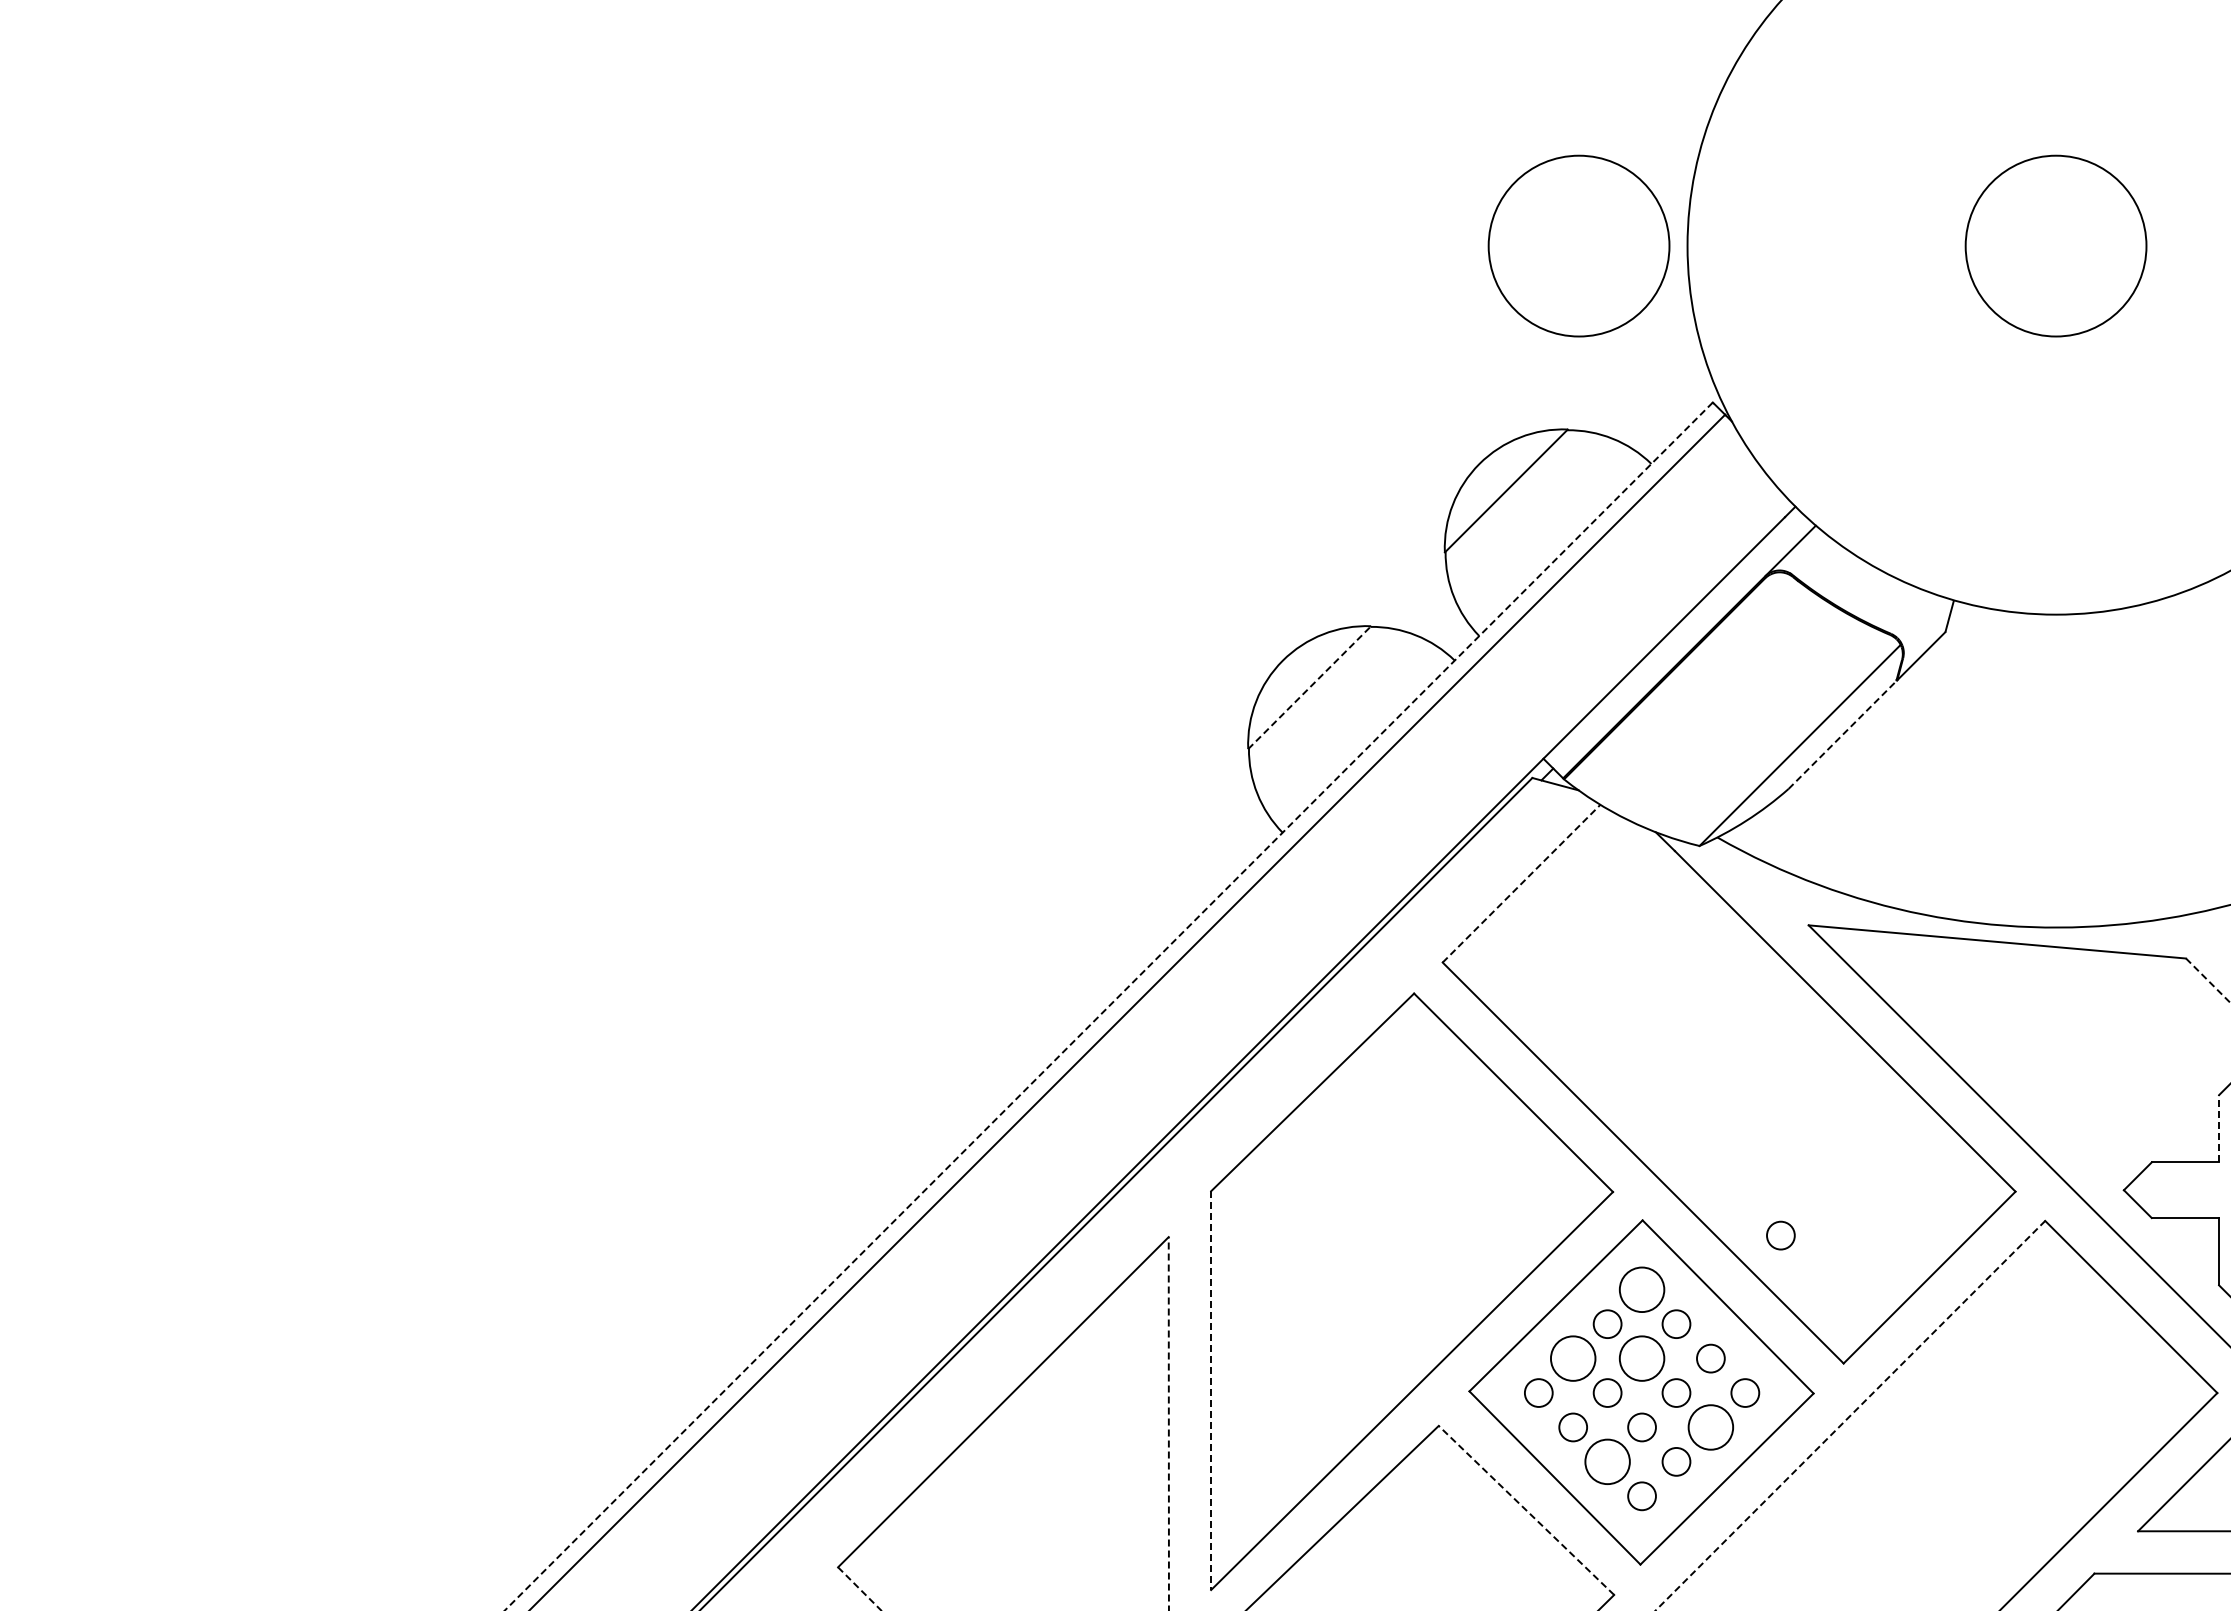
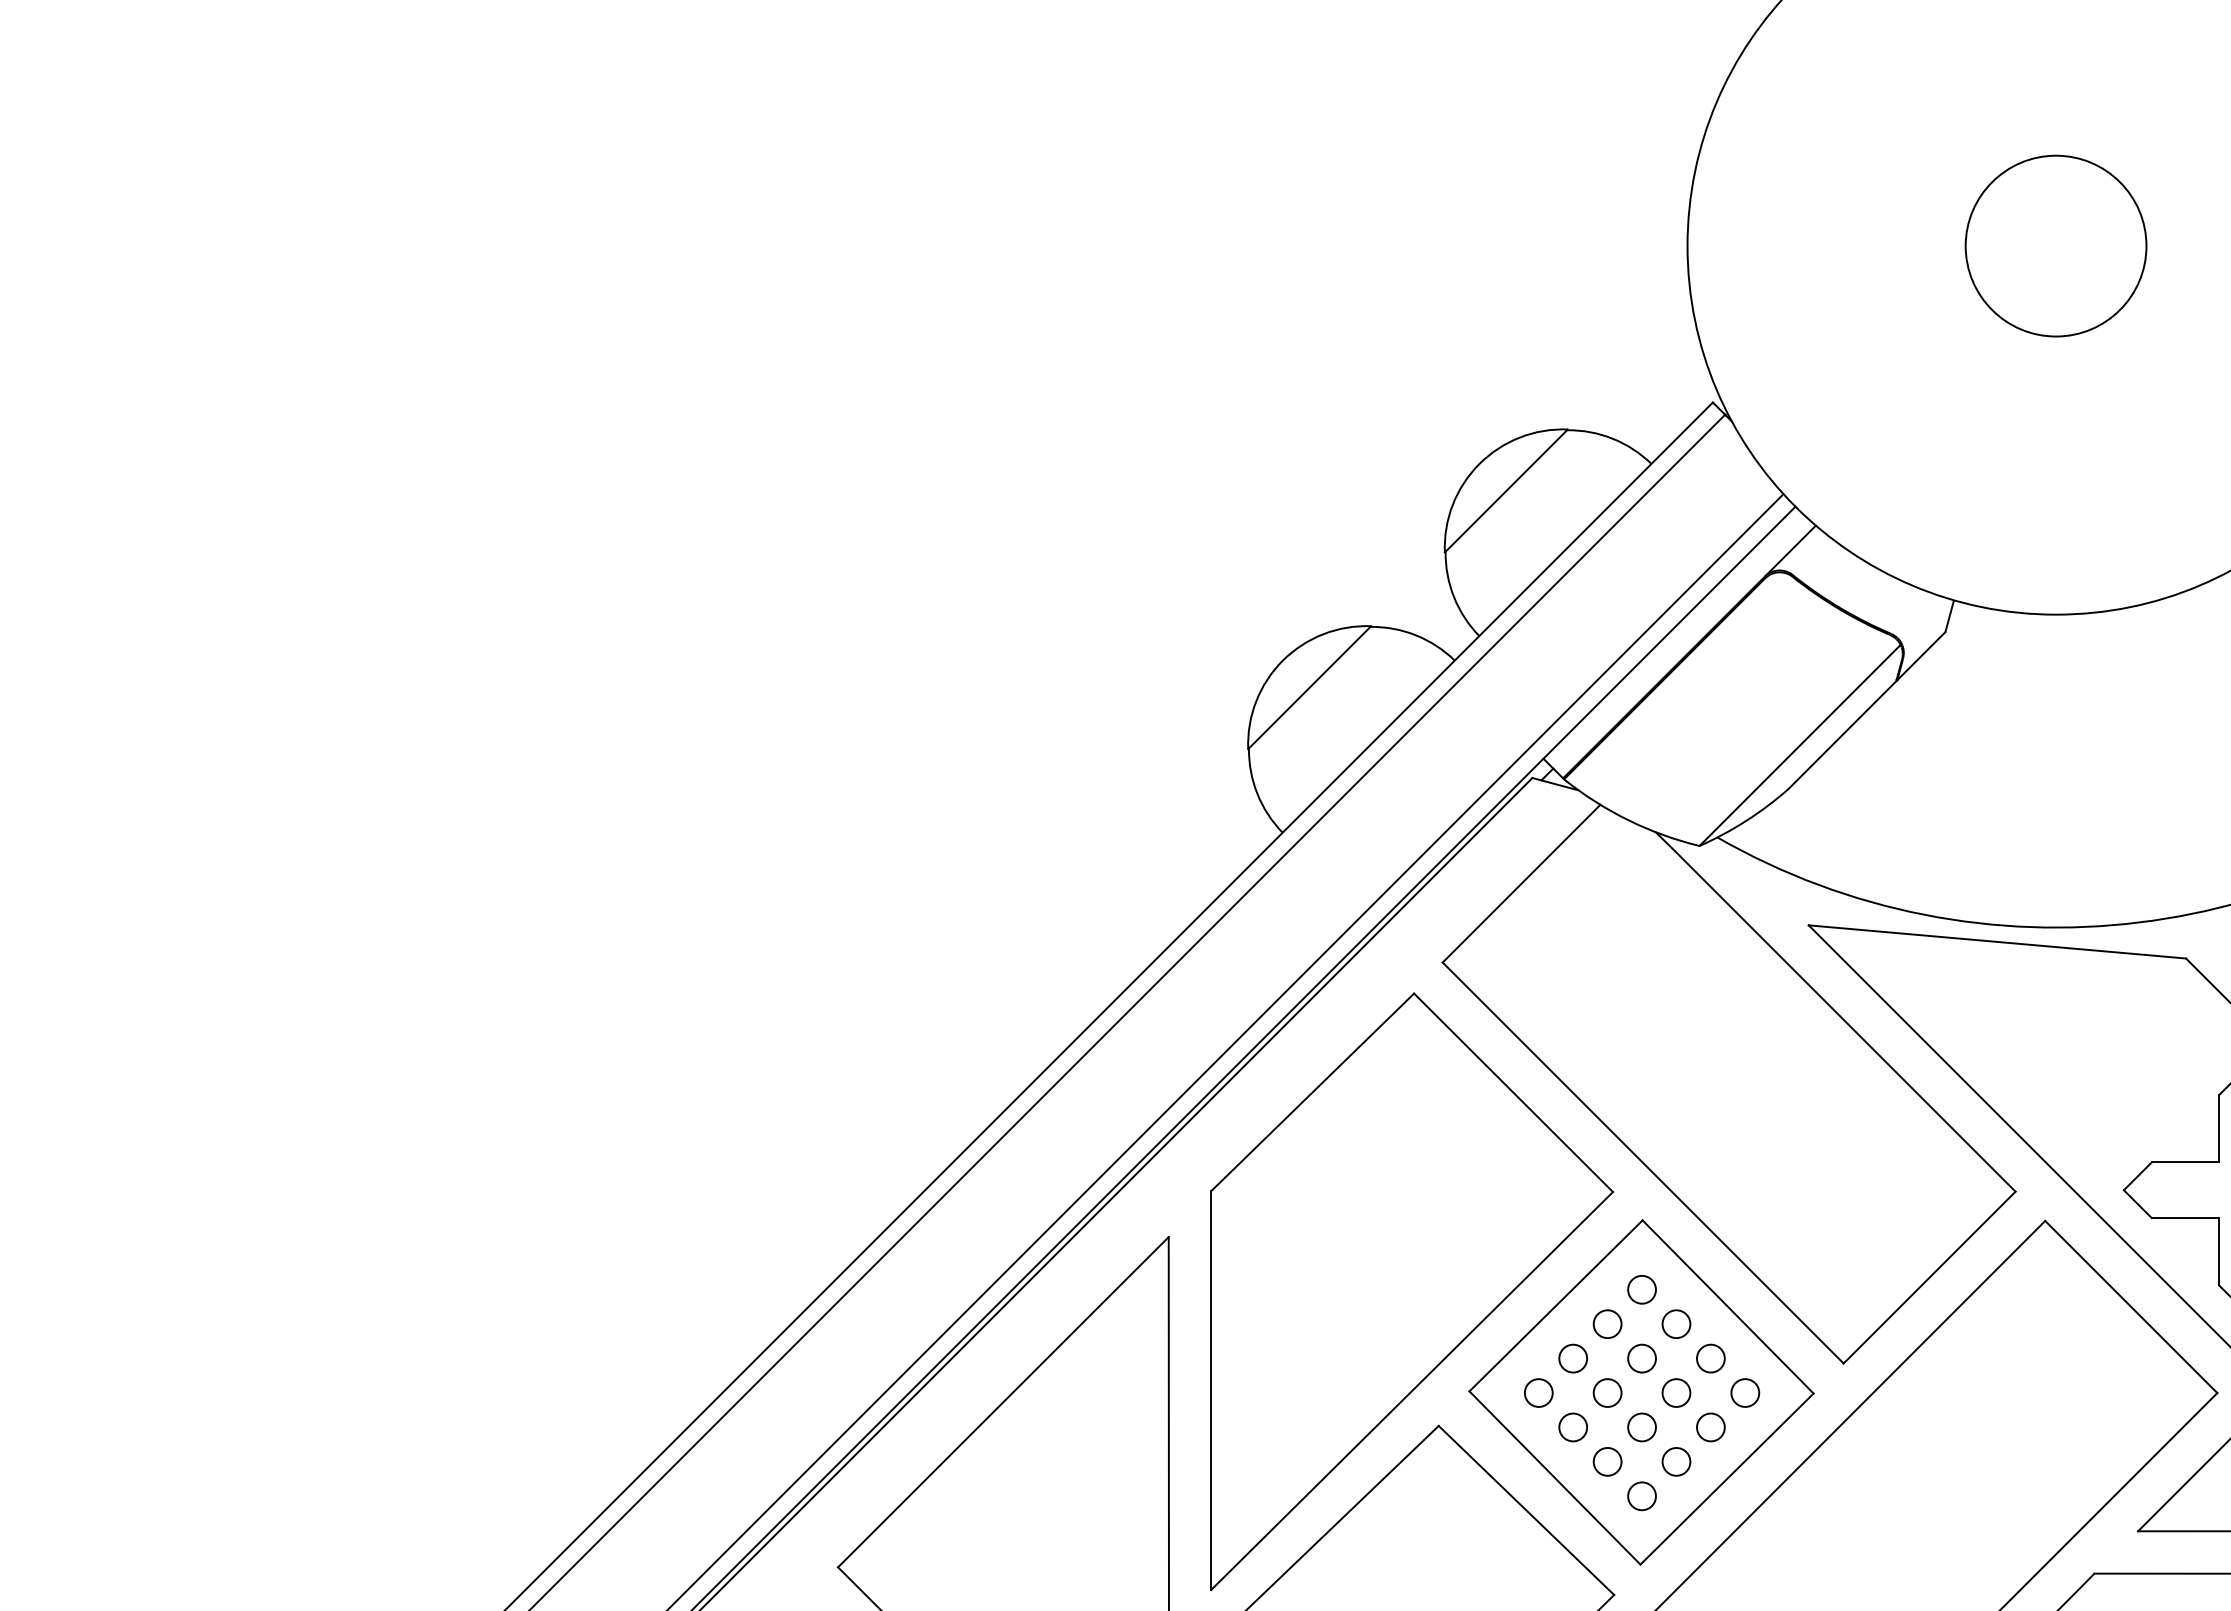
circle: present -> none (1578, 245)
line: dashed -> solid (1309, 687)
line: dashed -> solid (1842, 734)
line: dashed -> solid (1521, 883)
line: dashed -> solid (2208, 981)
line: dashed -> solid (1108, 1007)
line: none -> present (1226, 1050)
line: dashed -> solid (2219, 1128)
circle: present -> none (1780, 1235)
circle diameter: 45 px -> 28 px (1641, 1289)
circle diameter: 45 px -> 28 px (1573, 1358)
circle diameter: 45 px -> 28 px (1641, 1358)
line: dashed -> solid (1211, 1391)
line: dashed -> solid (1850, 1415)
line: dashed -> solid (1168, 1423)
circle diameter: 45 px -> 28 px (1710, 1427)
circle diameter: 45 px -> 28 px (1607, 1461)
line: dashed -> solid (1526, 1510)
line: dashed -> solid (859, 1589)
